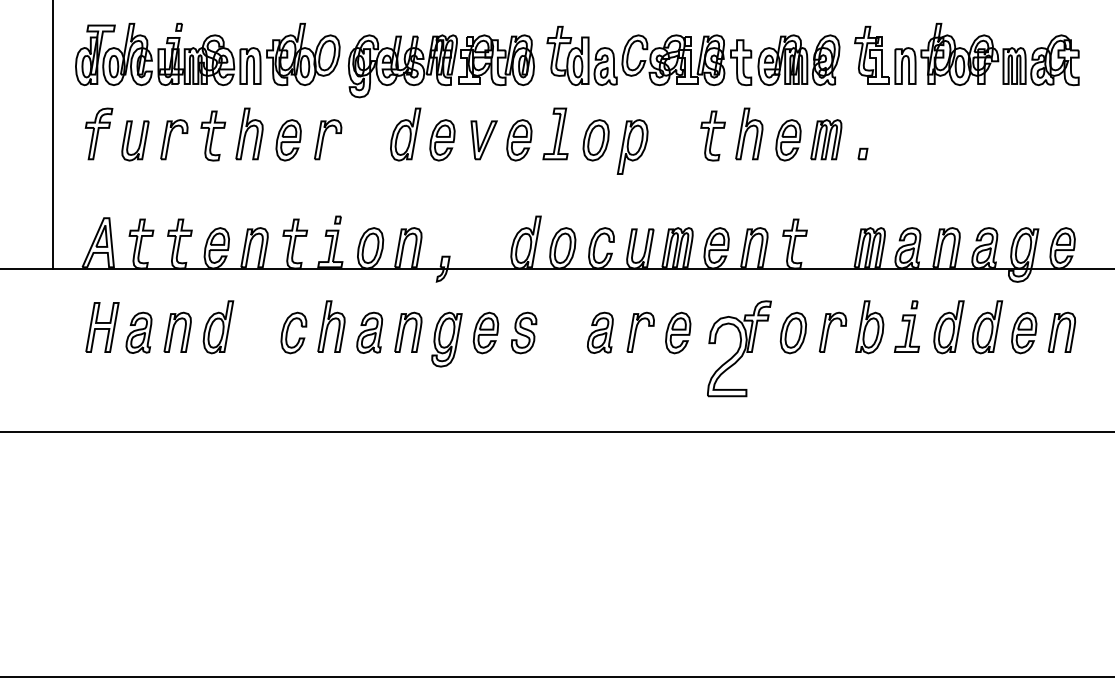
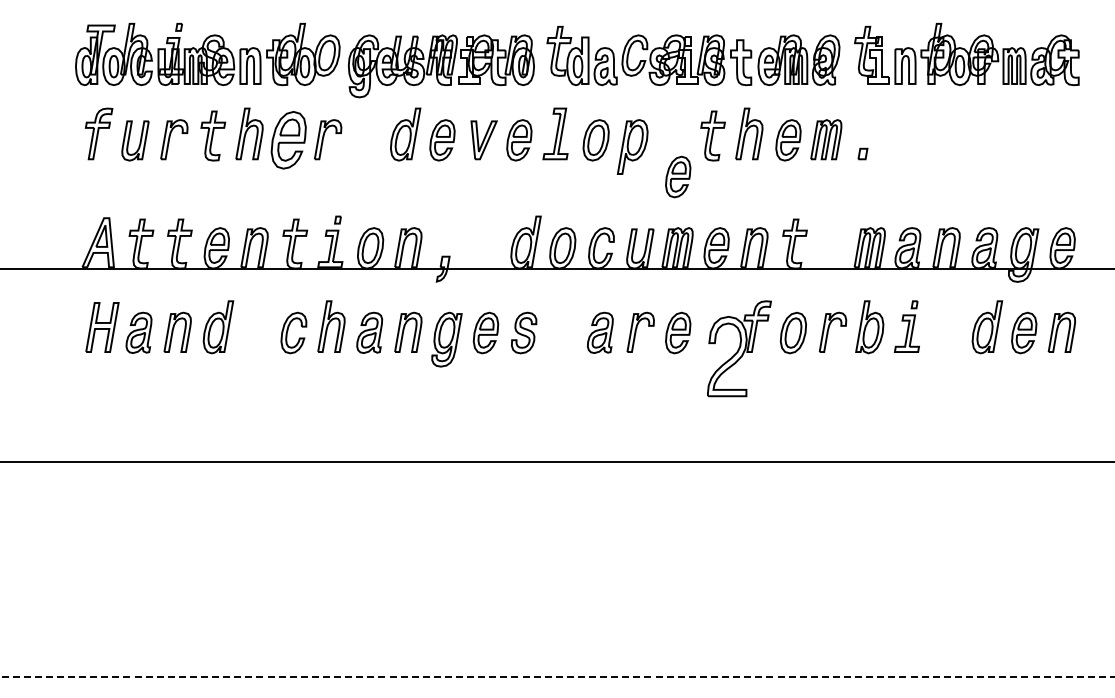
line: present -> none (53, 135)
part size: 27x43 px -> 37x59 px (288, 140)
part: none -> present (678, 176)
part: present -> none (948, 327)
line position: (556, 431) -> (556, 461) (556, 461)
line: solid -> dashed (558, 677)
